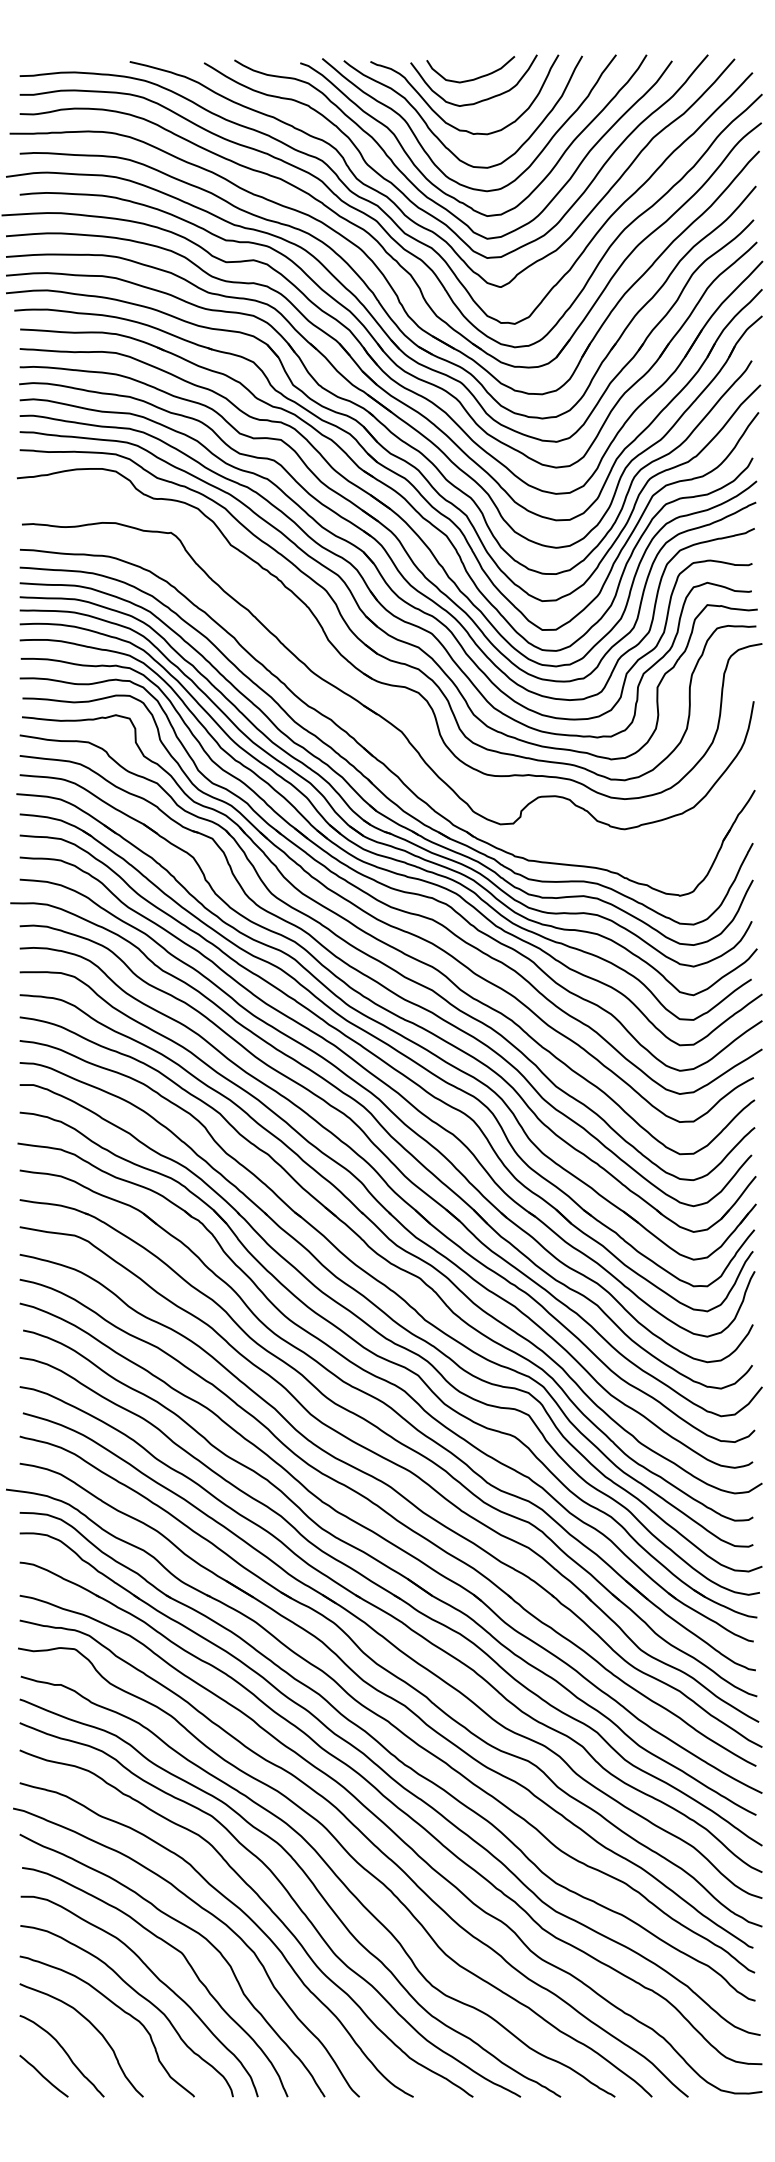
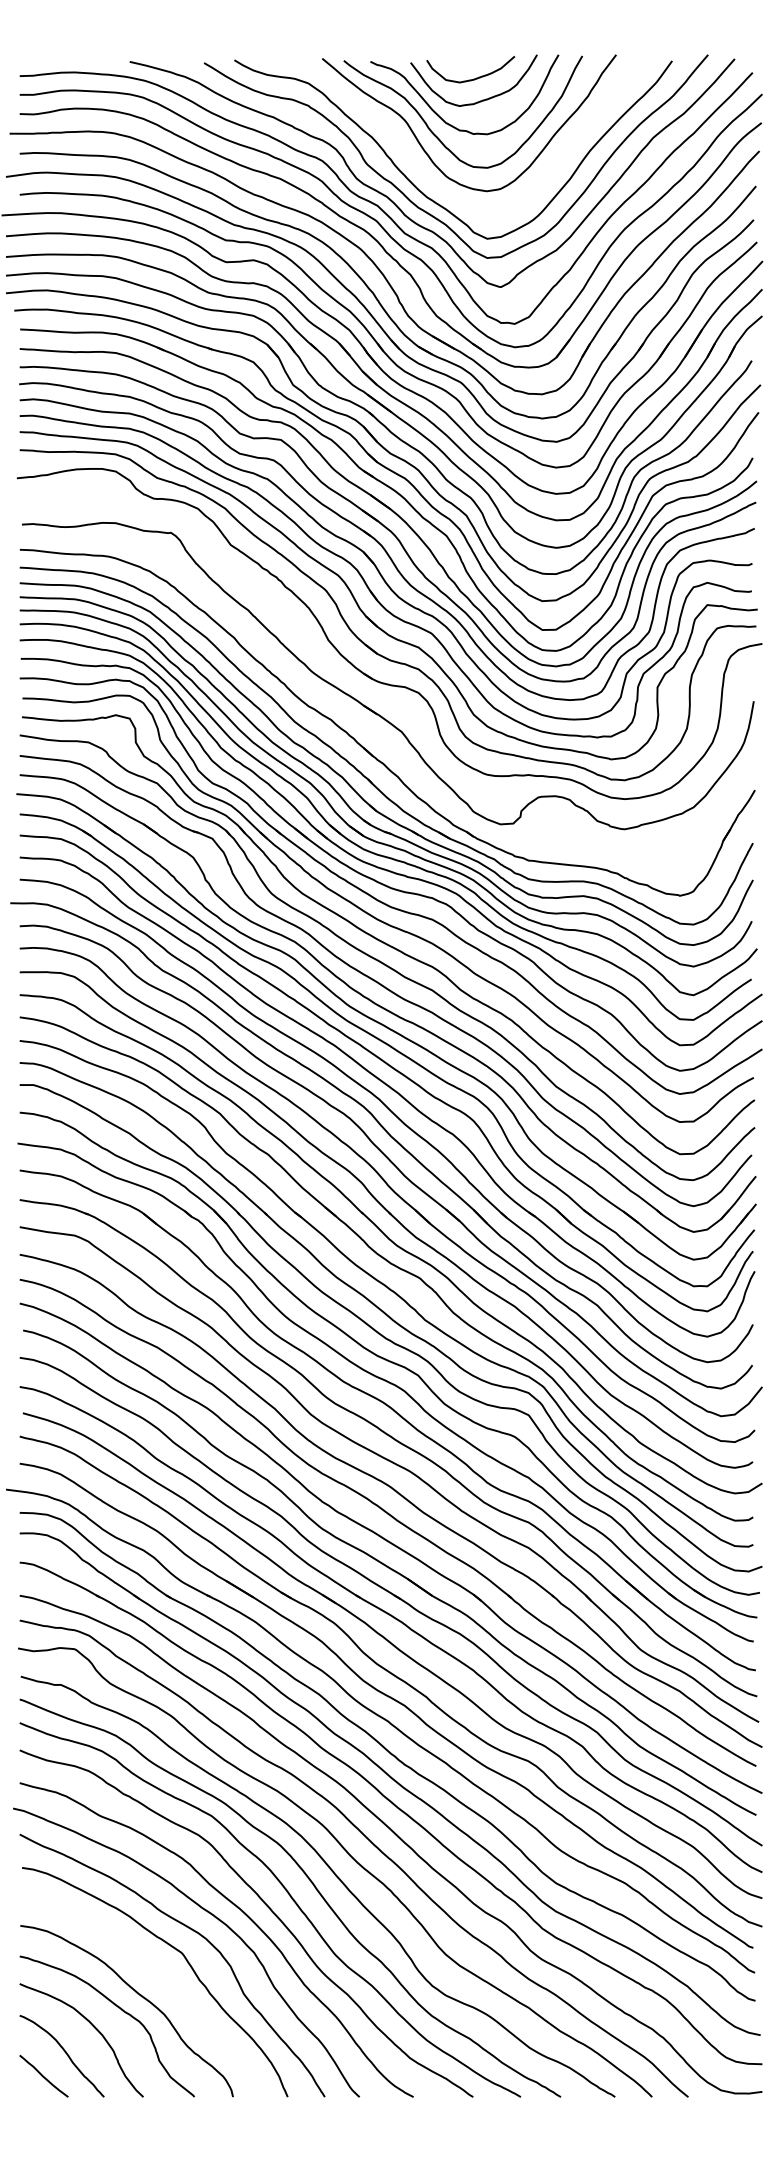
curve: present -> none (431, 181)
curve: present -> none (156, 1978)
